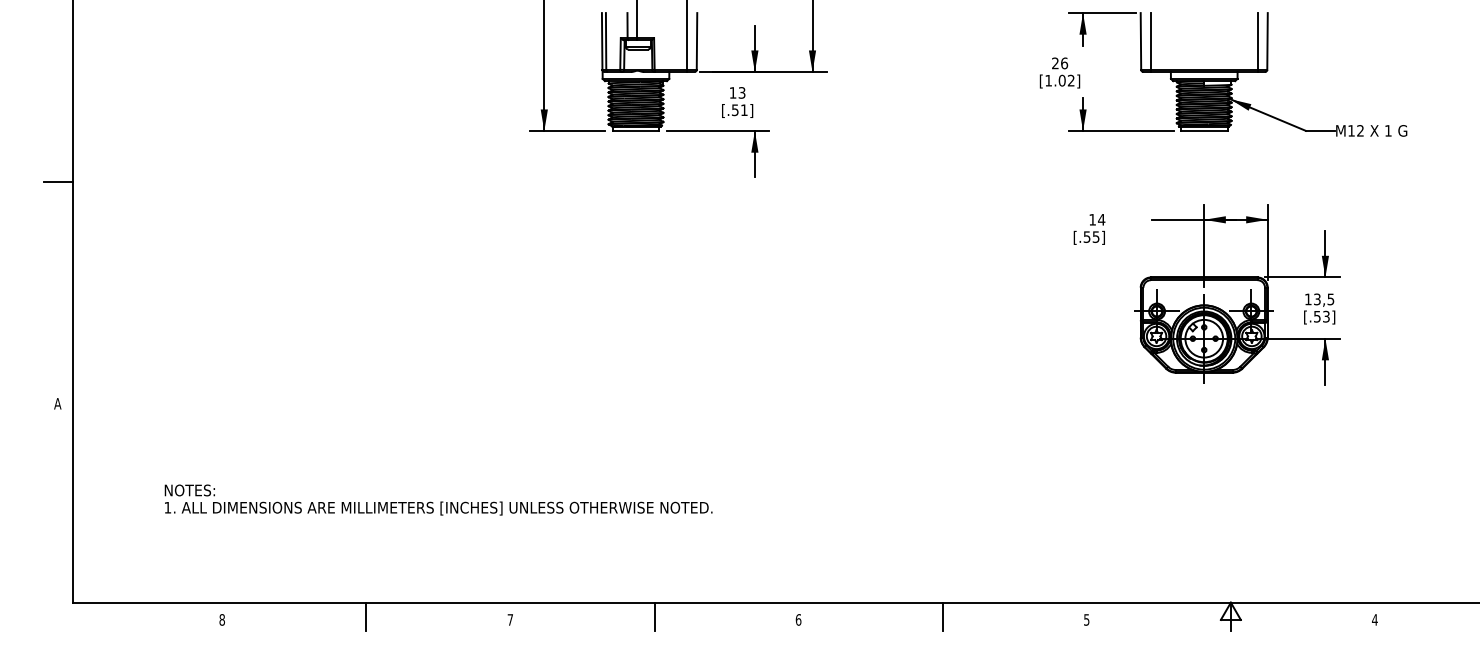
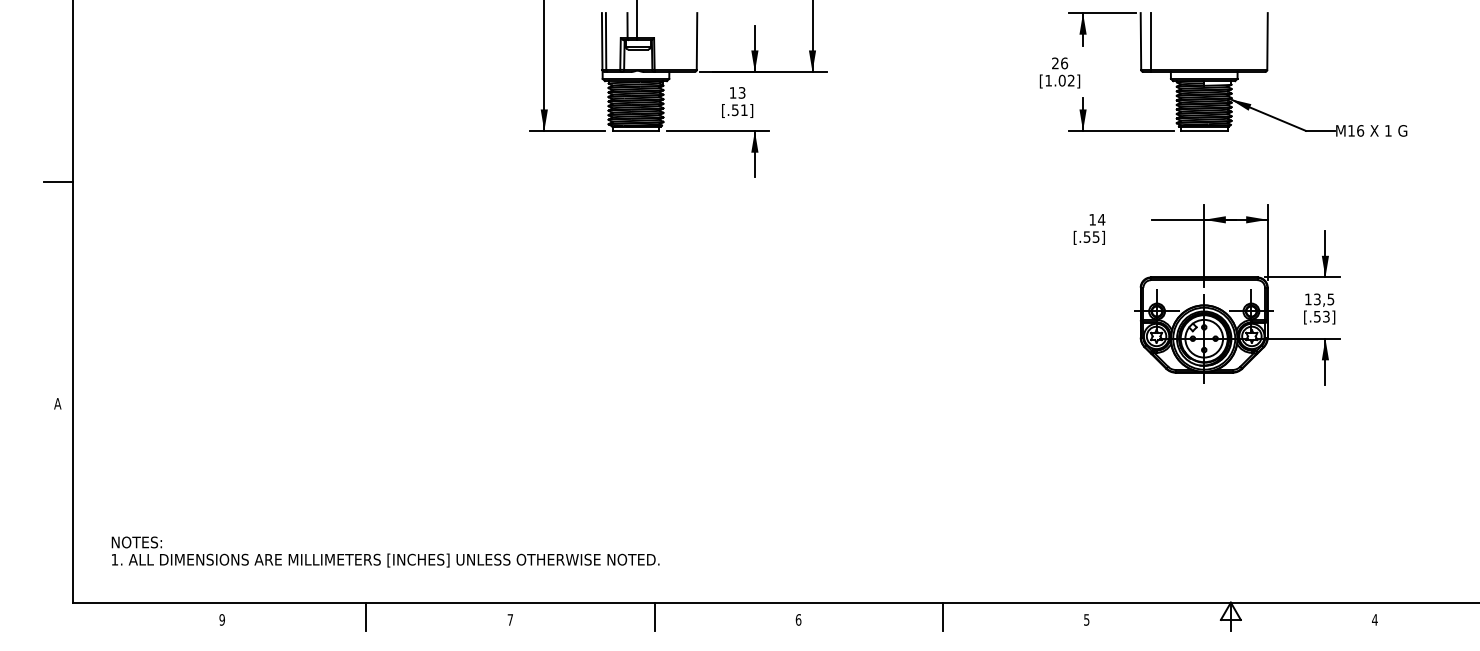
line: present -> none (687, 37)
line: present -> none (1257, 42)
text: M12 -> M16 (1360, 130)
text position: (438, 499) -> (385, 551) (385, 551)
text: 8 -> 9 (221, 619)
